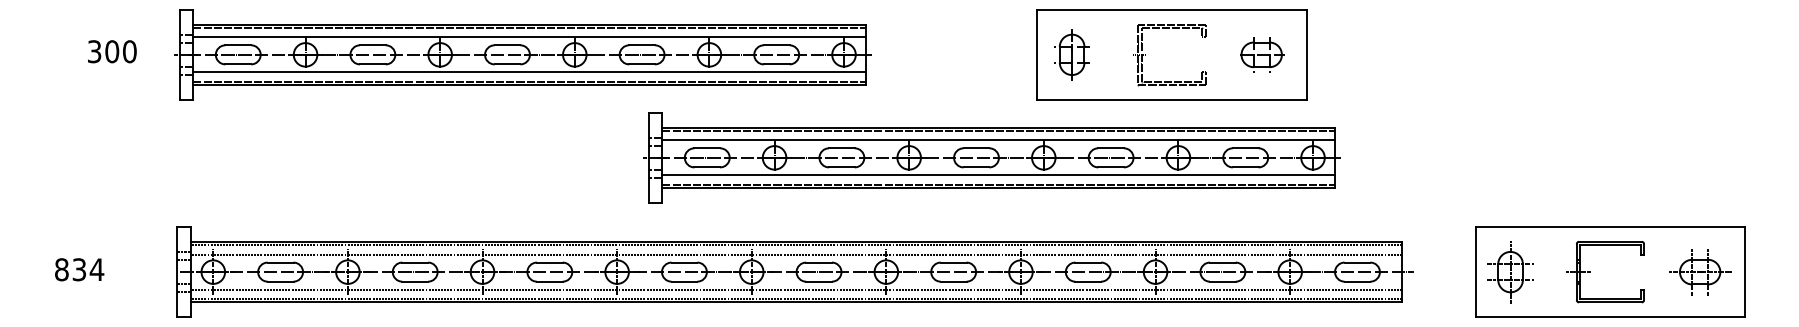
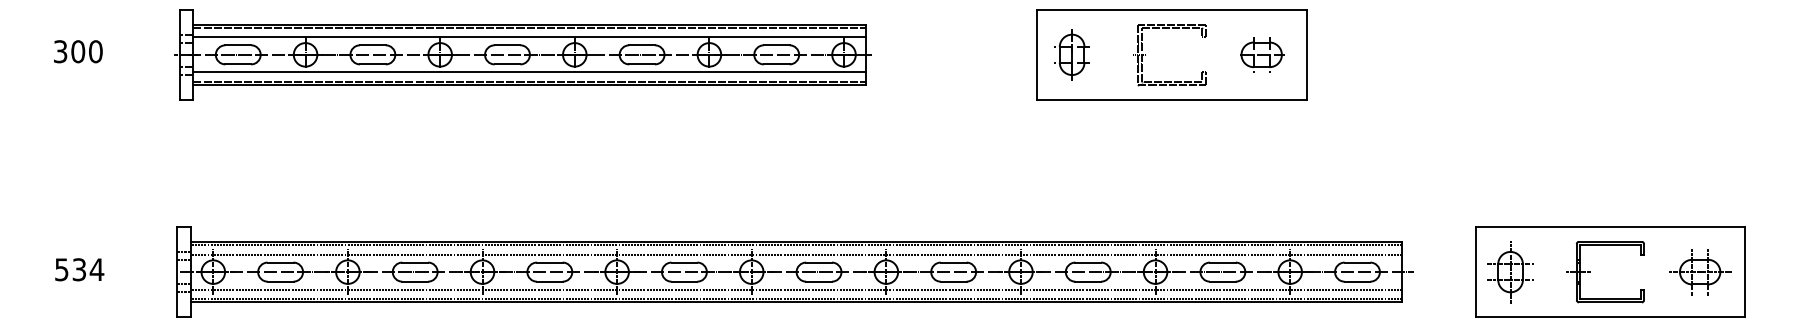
text position: (112, 51) -> (78, 51) (78, 51)
part: present -> none (991, 157)
text: 834 -> 534 (61, 269)
